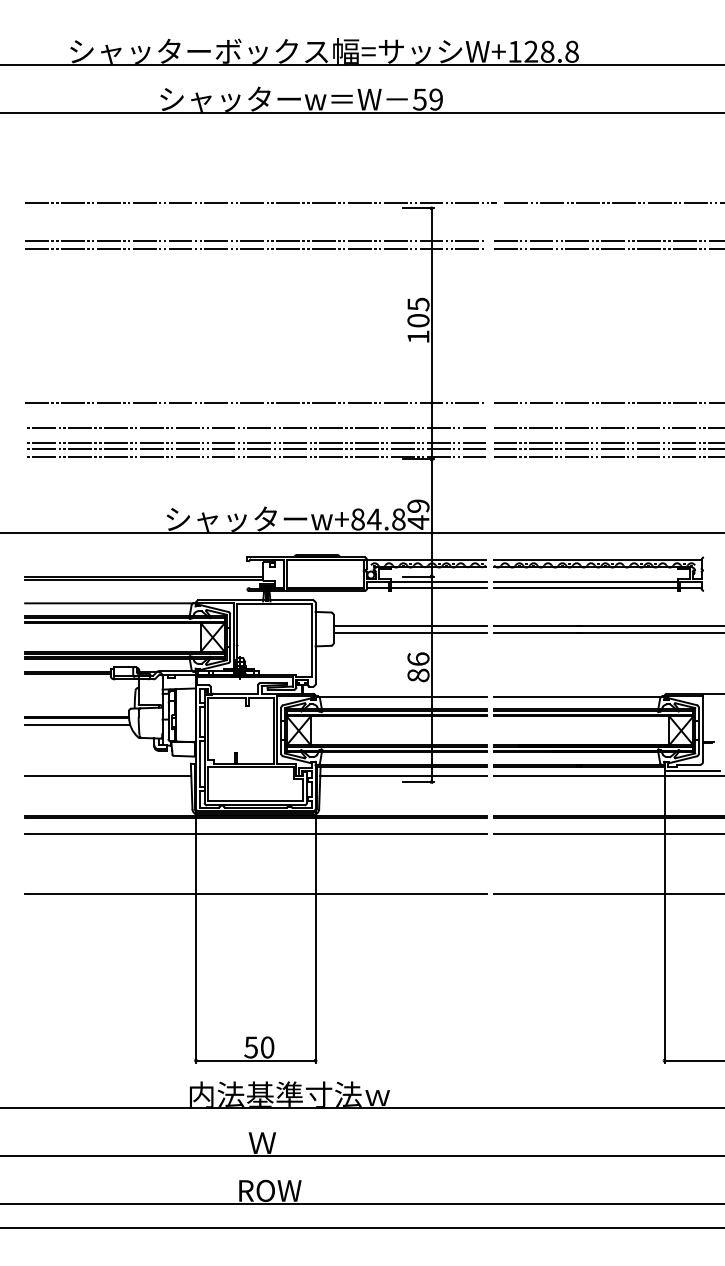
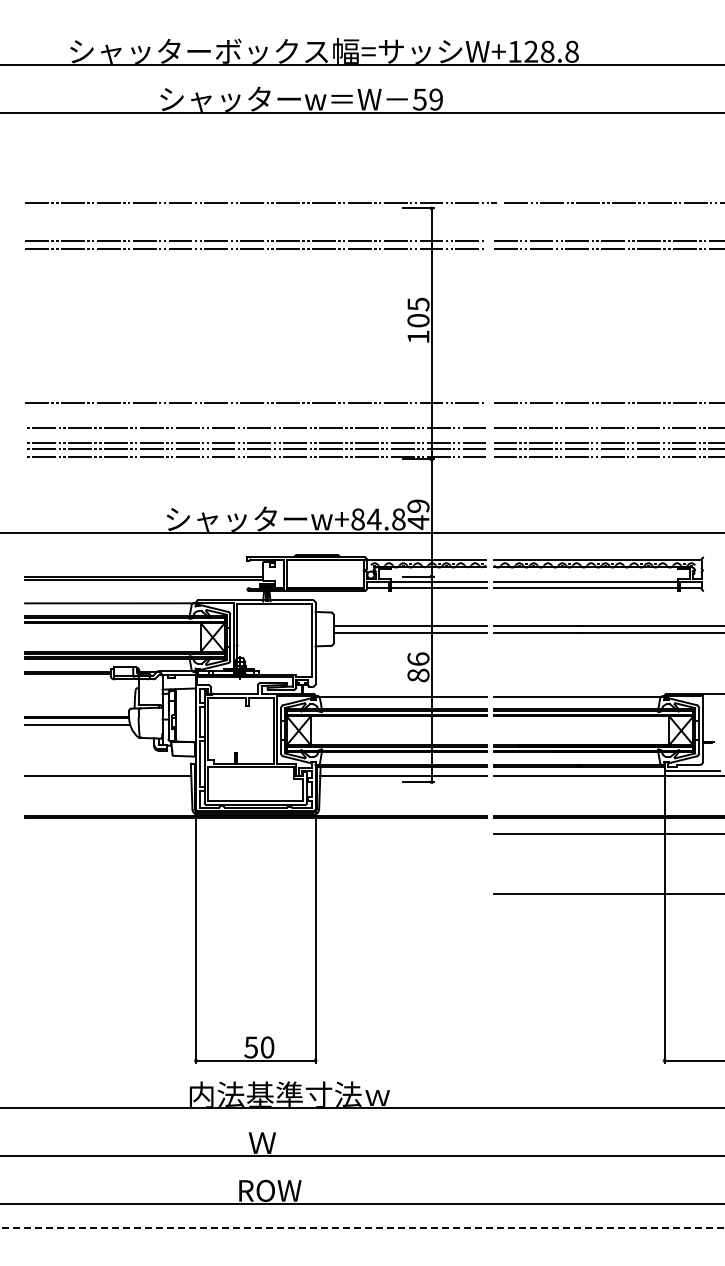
line: present -> none (255, 833)
line: present -> none (255, 893)
line: solid -> dashed (362, 1228)
